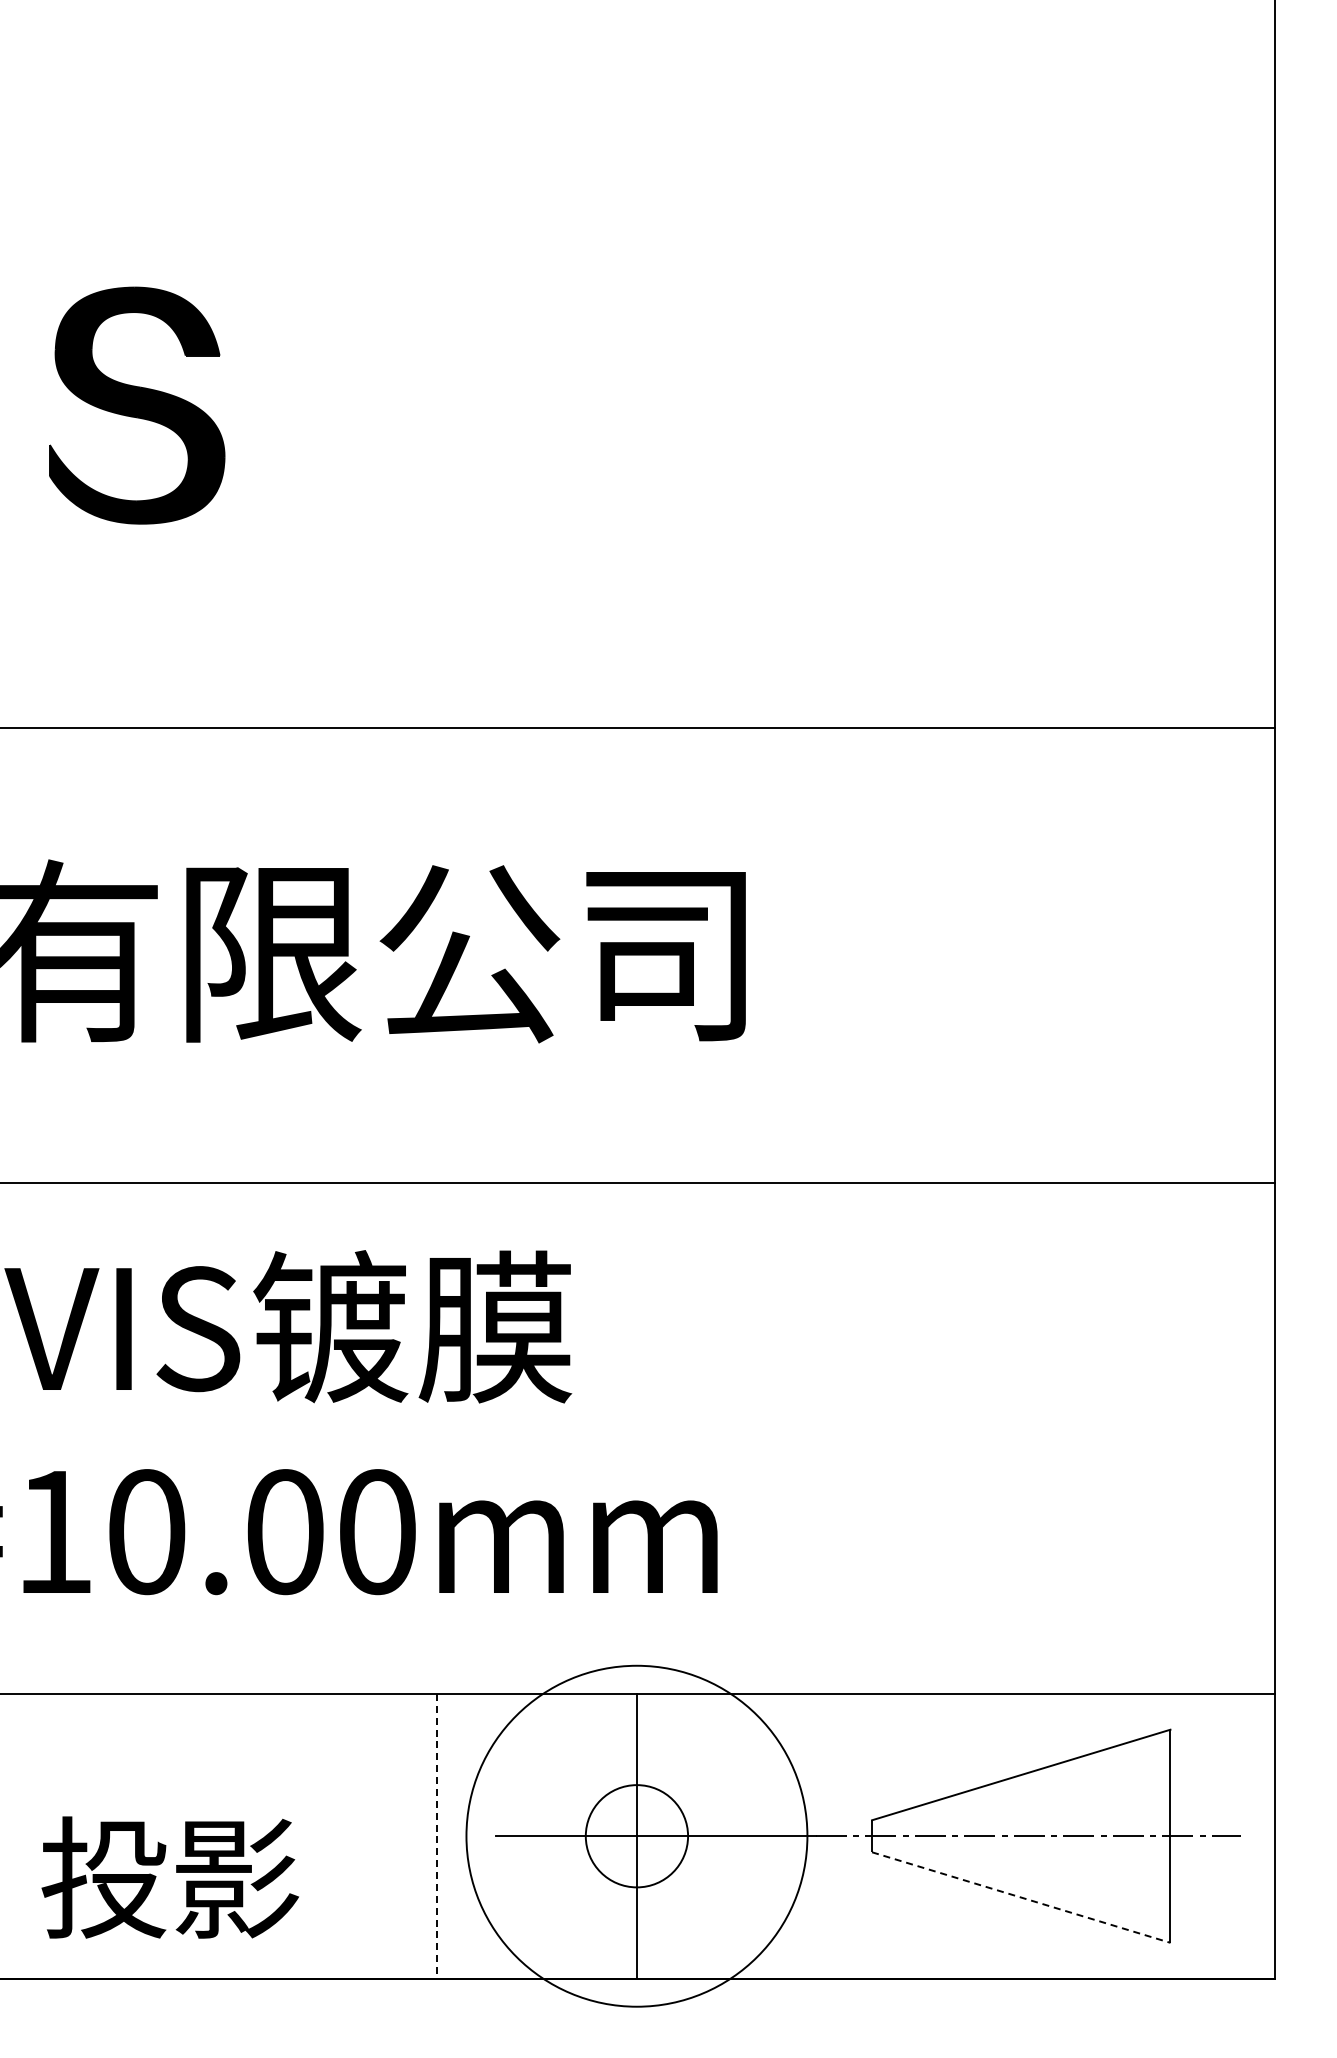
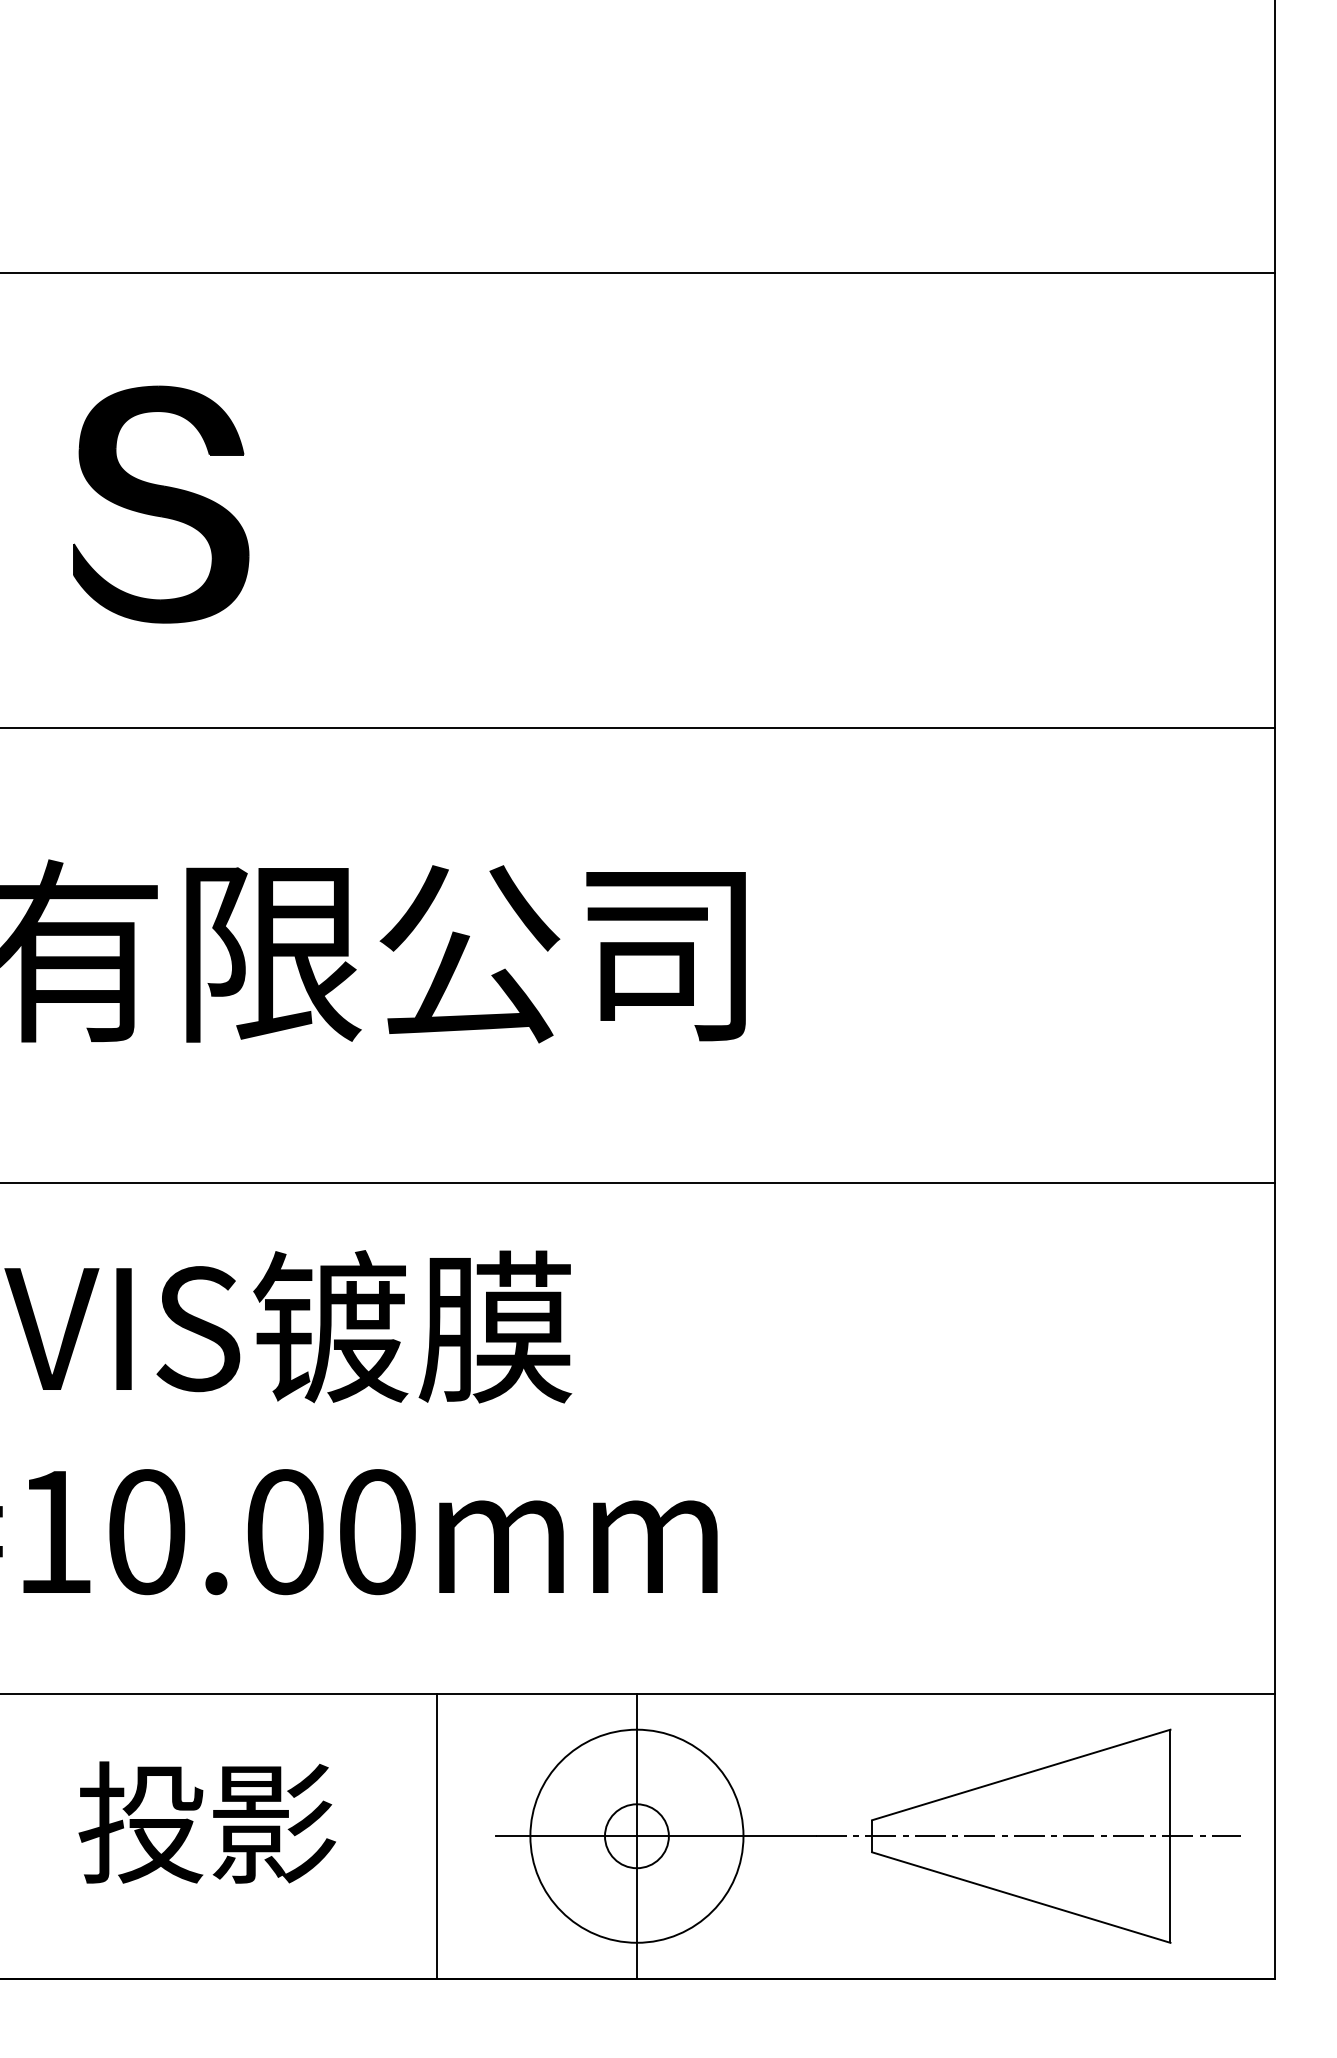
line: none -> present (638, 273)
part position: (137, 405) -> (161, 504) (161, 504)
circle diameter: 341 px -> 213 px (636, 1835)
line: dashed -> solid (437, 1836)
circle diameter: 102 px -> 64 px (636, 1836)
text position: (169, 1877) -> (206, 1822) (206, 1822)
line: dashed -> solid (1021, 1897)
